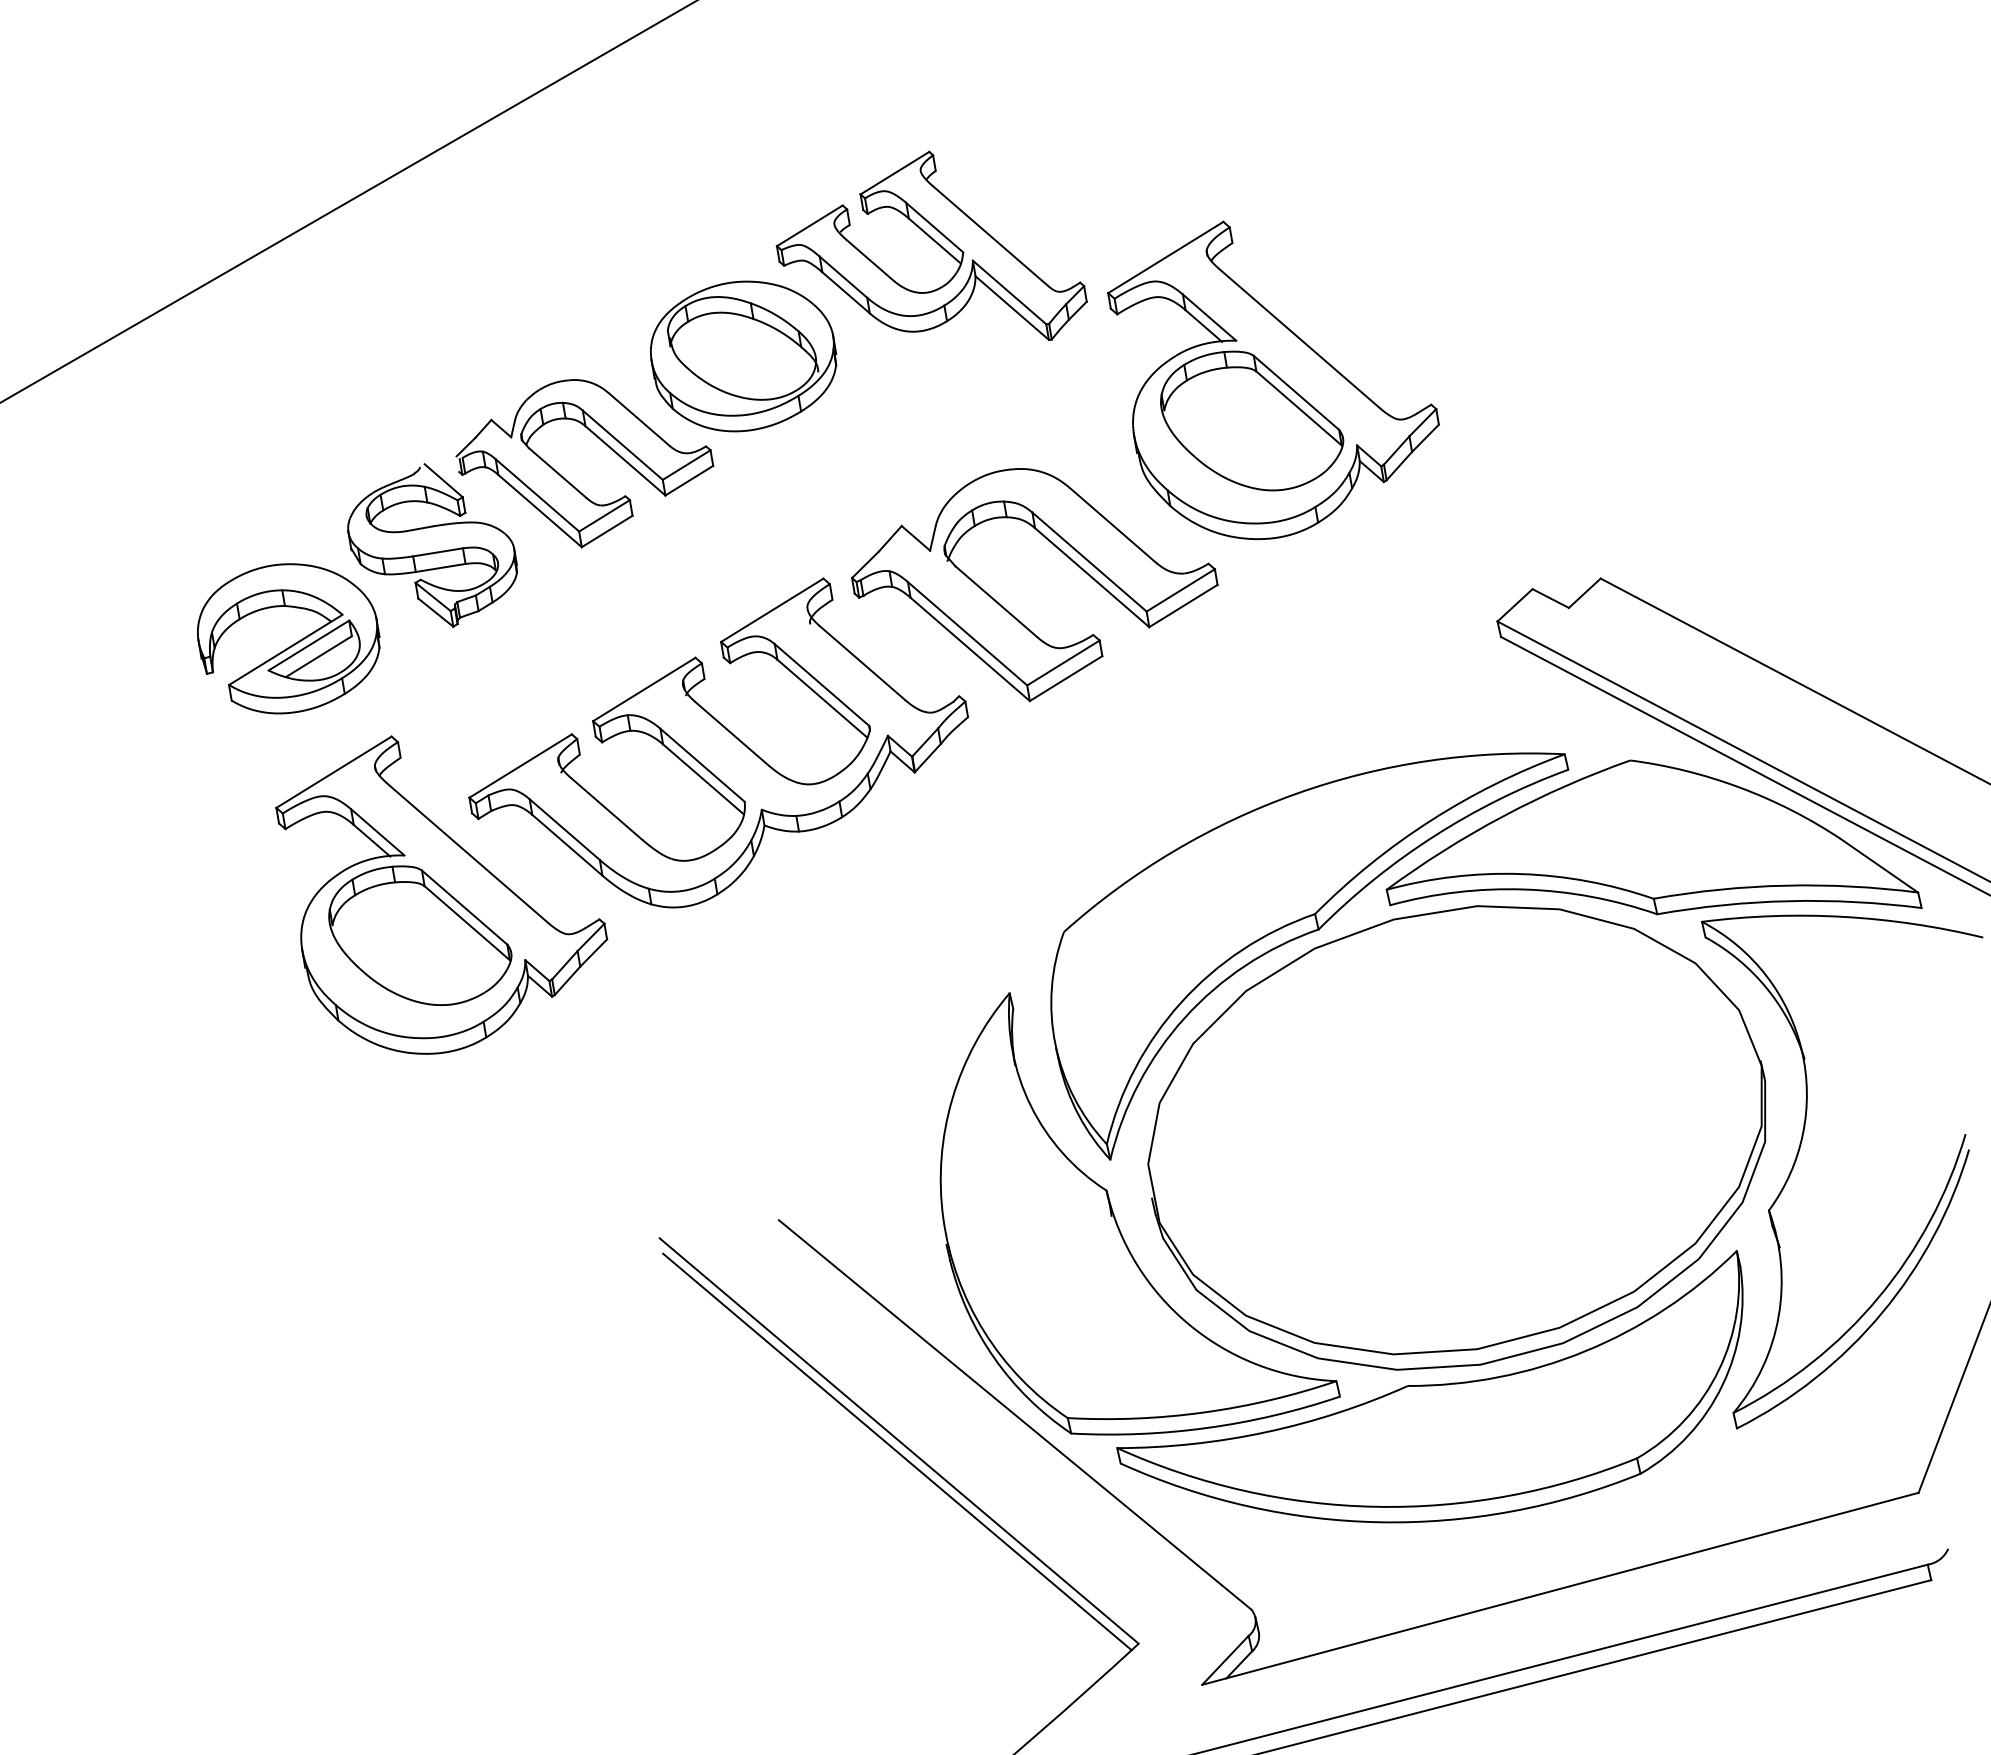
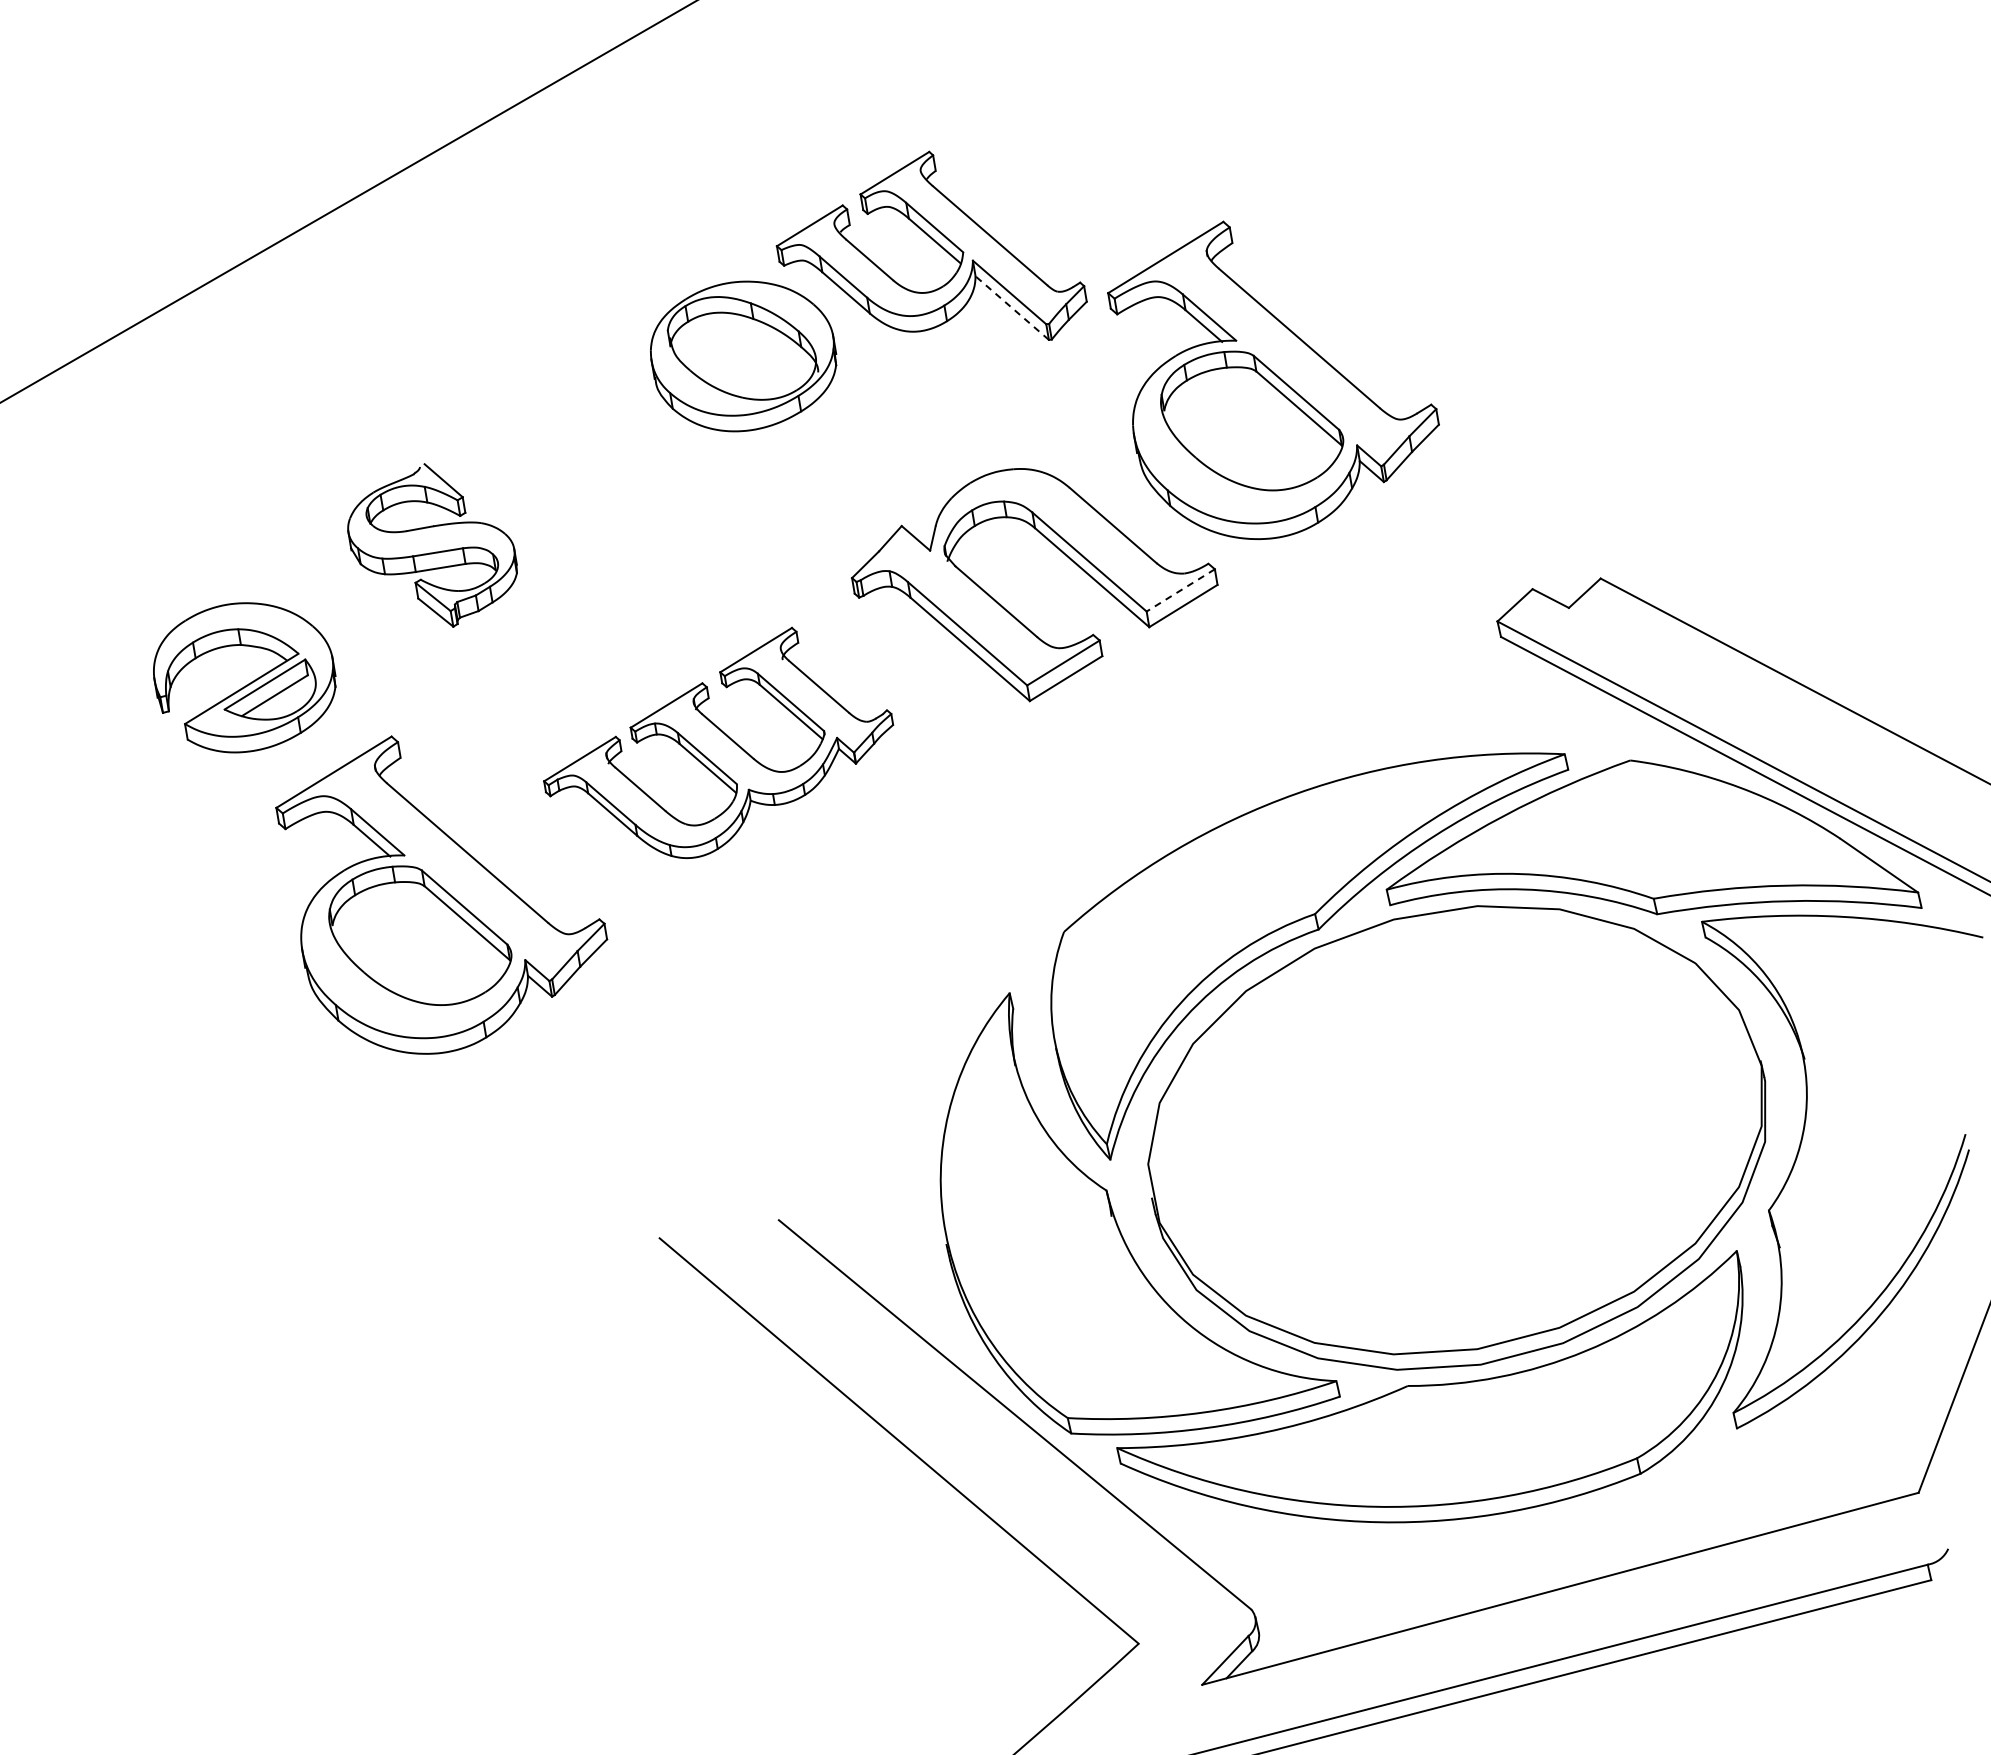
line: solid -> dashed (1012, 308)
part: present -> none (570, 482)
line: solid -> dashed (1180, 590)
part position: (292, 644) -> (248, 683) (248, 683)
part size: 501x332 px -> 352x233 px (718, 742)
line: present -> none (897, 1451)
